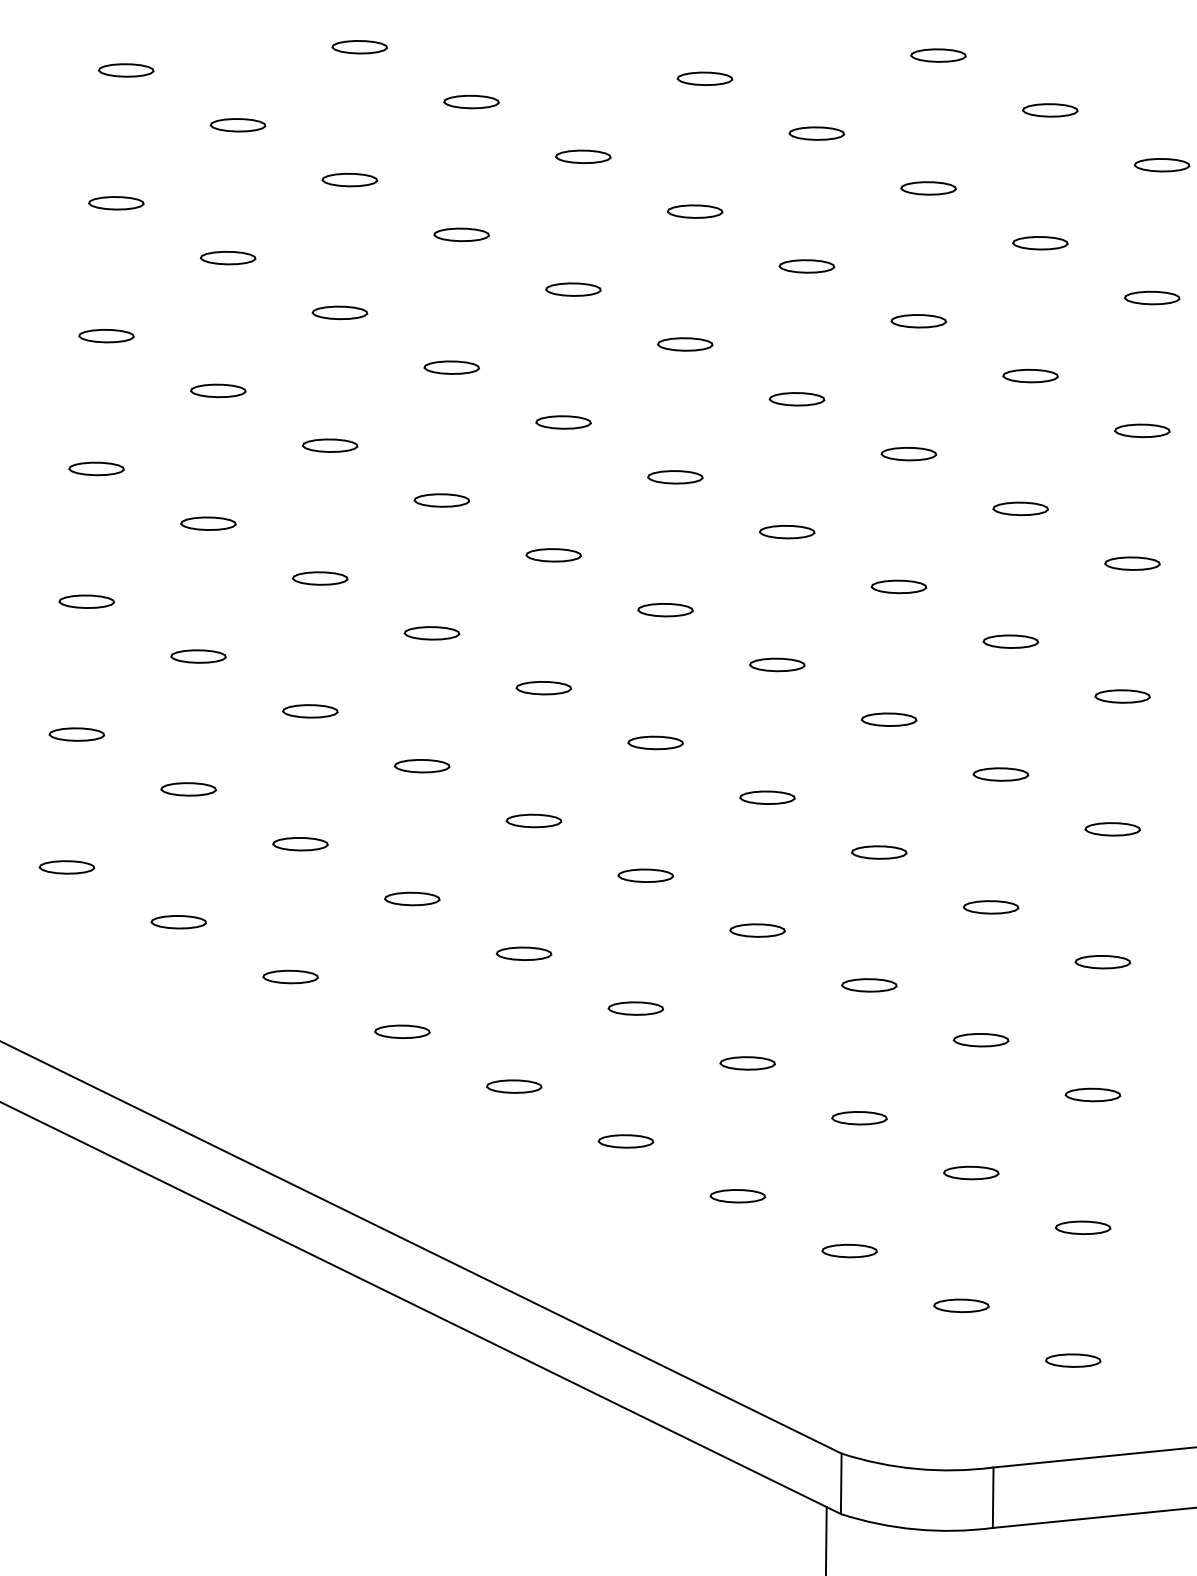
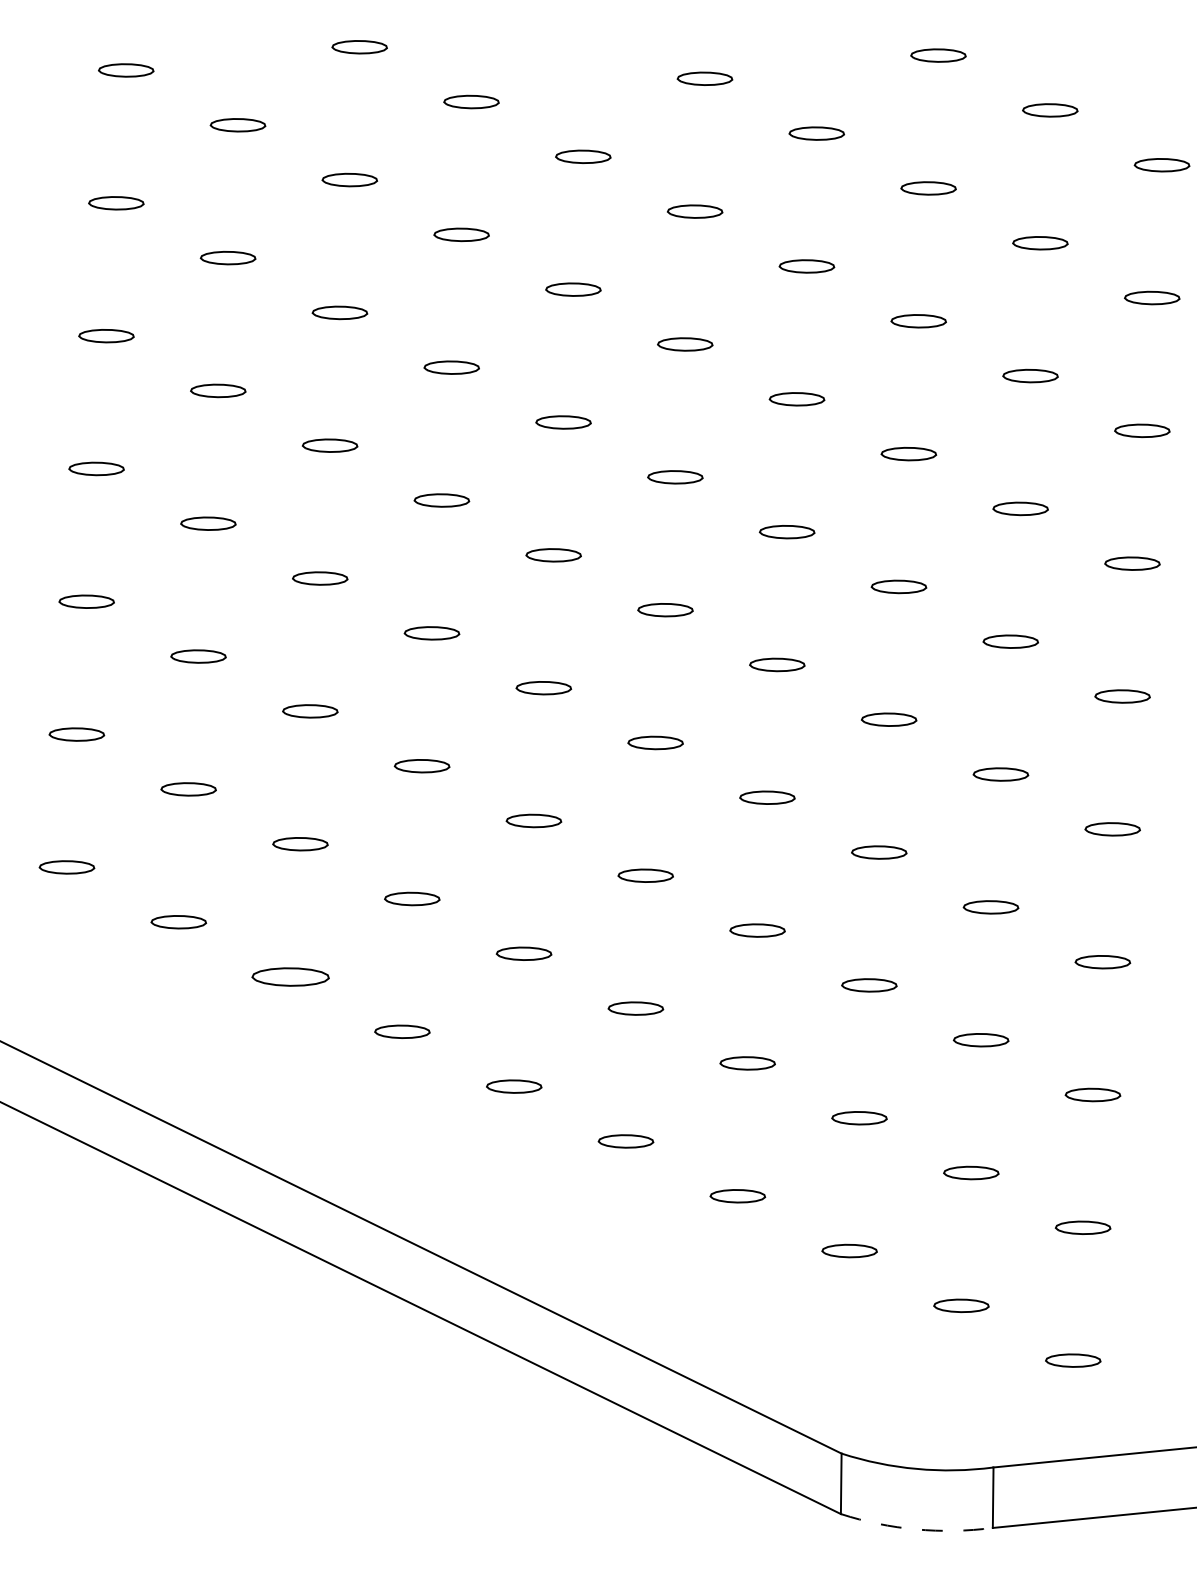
part size: 57x16 px -> 79x20 px (290, 976)
arc: solid -> dashed (916, 1529)
line: present -> none (825, 1539)
